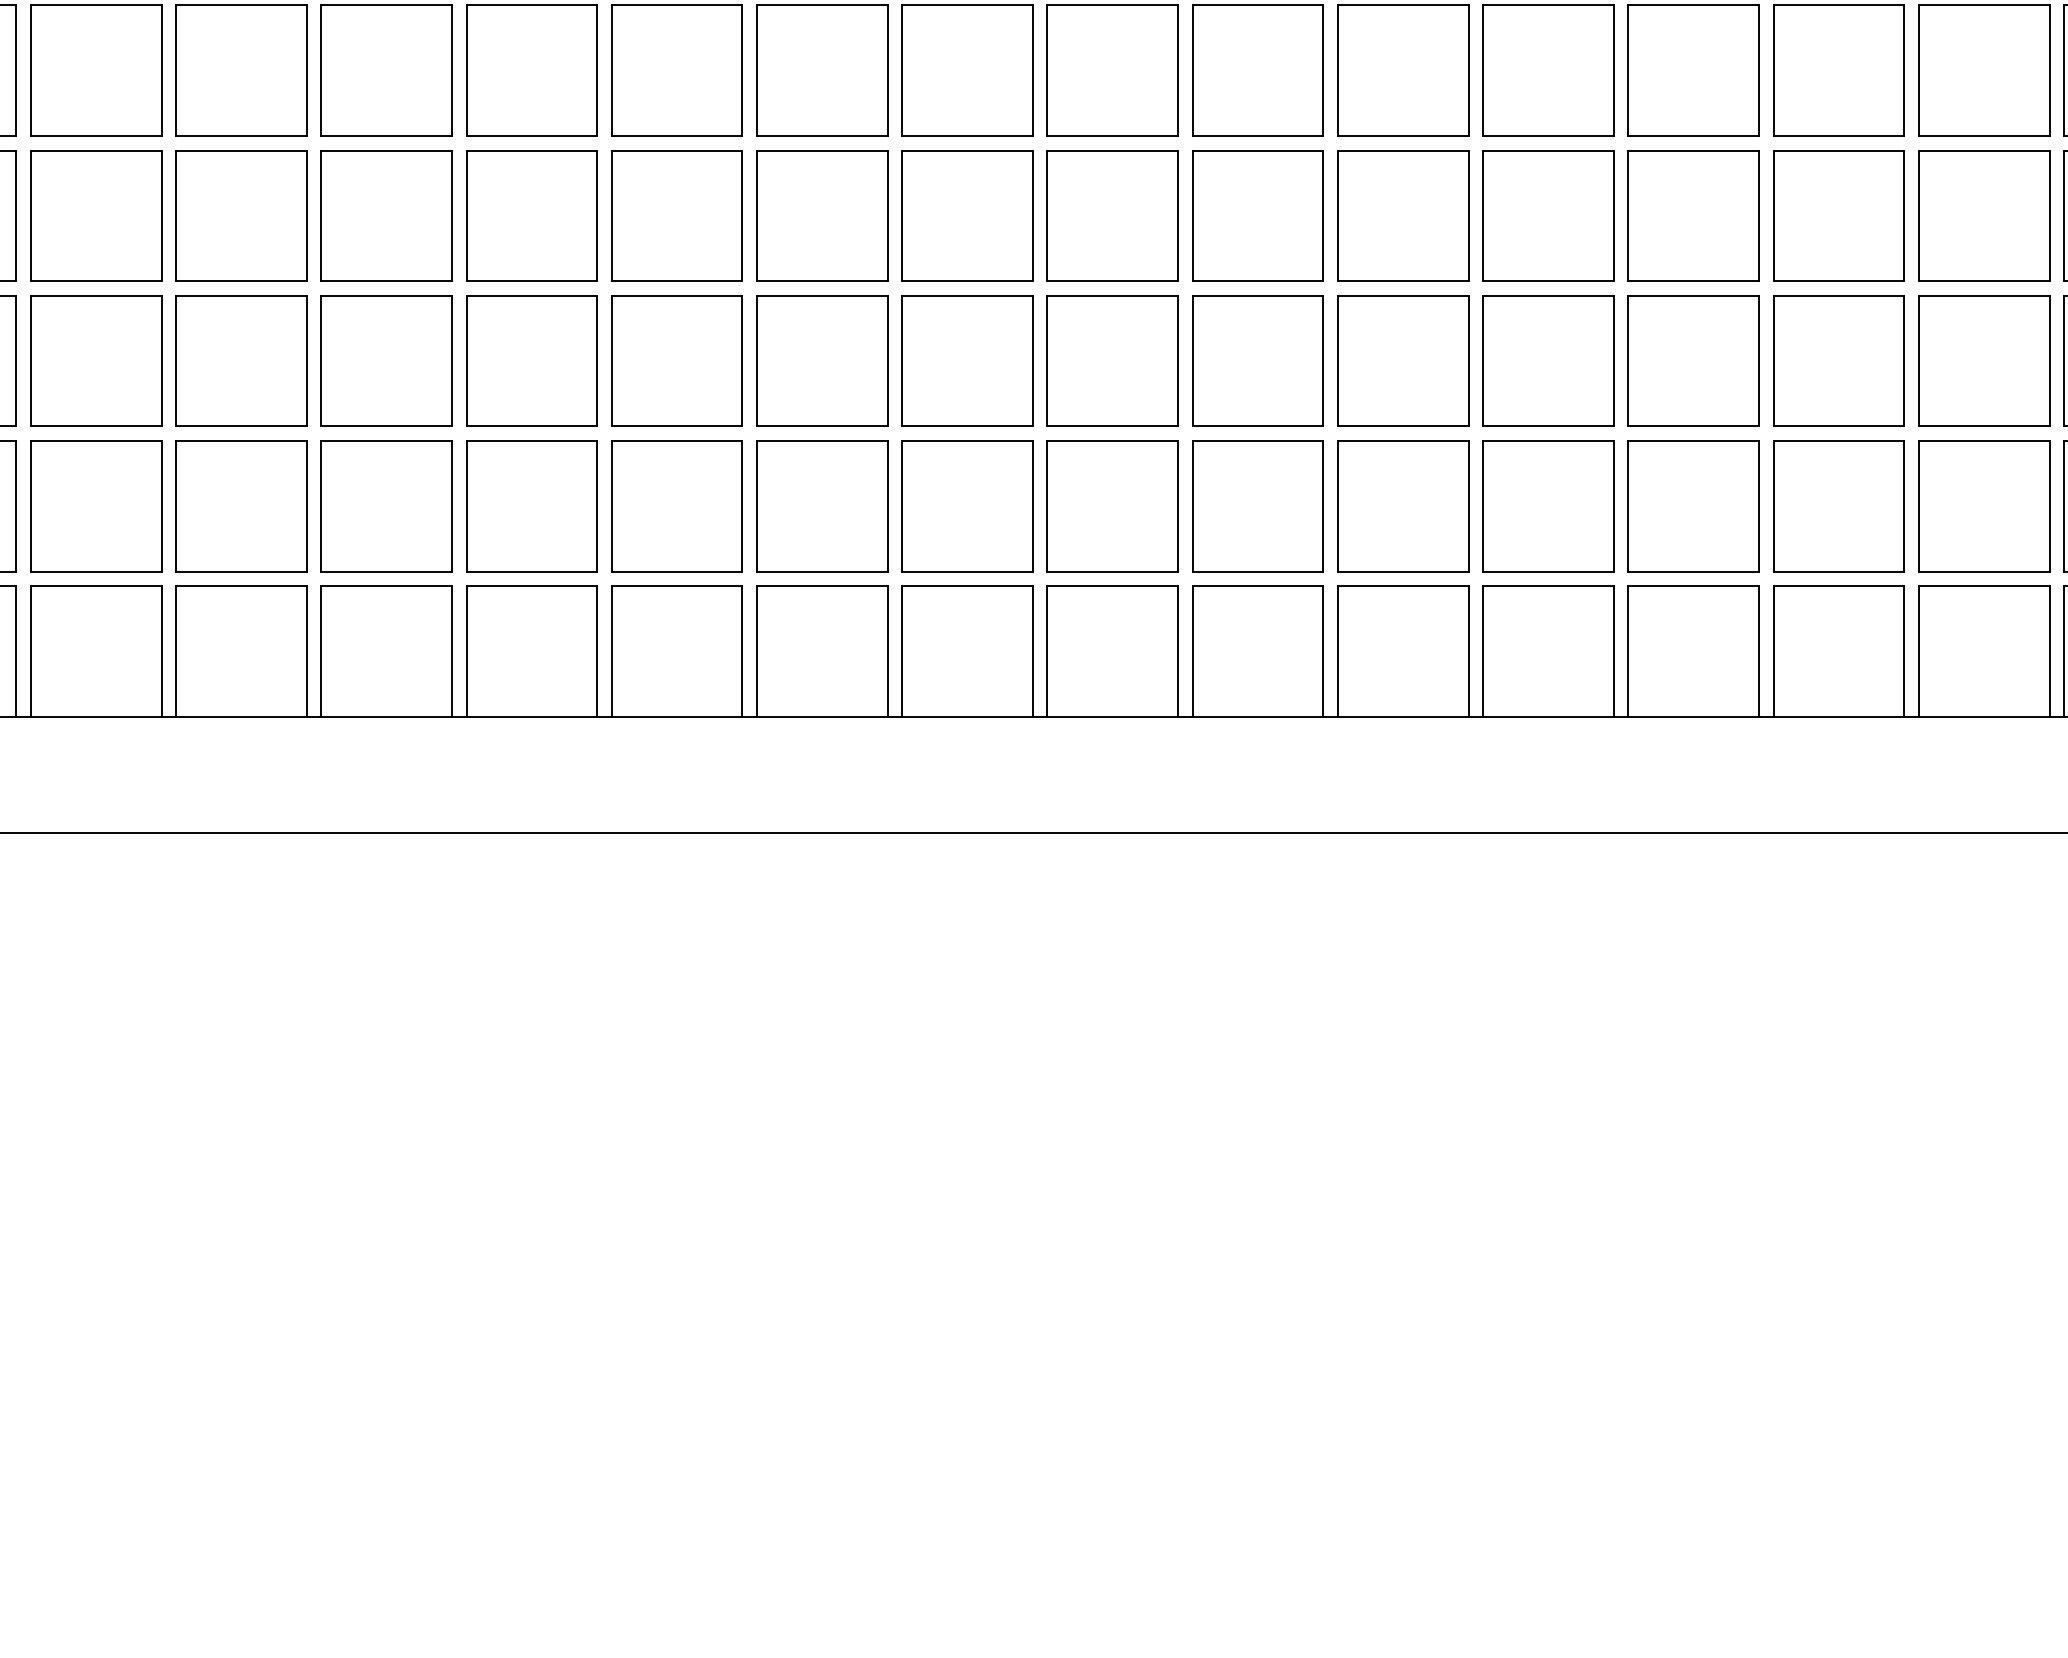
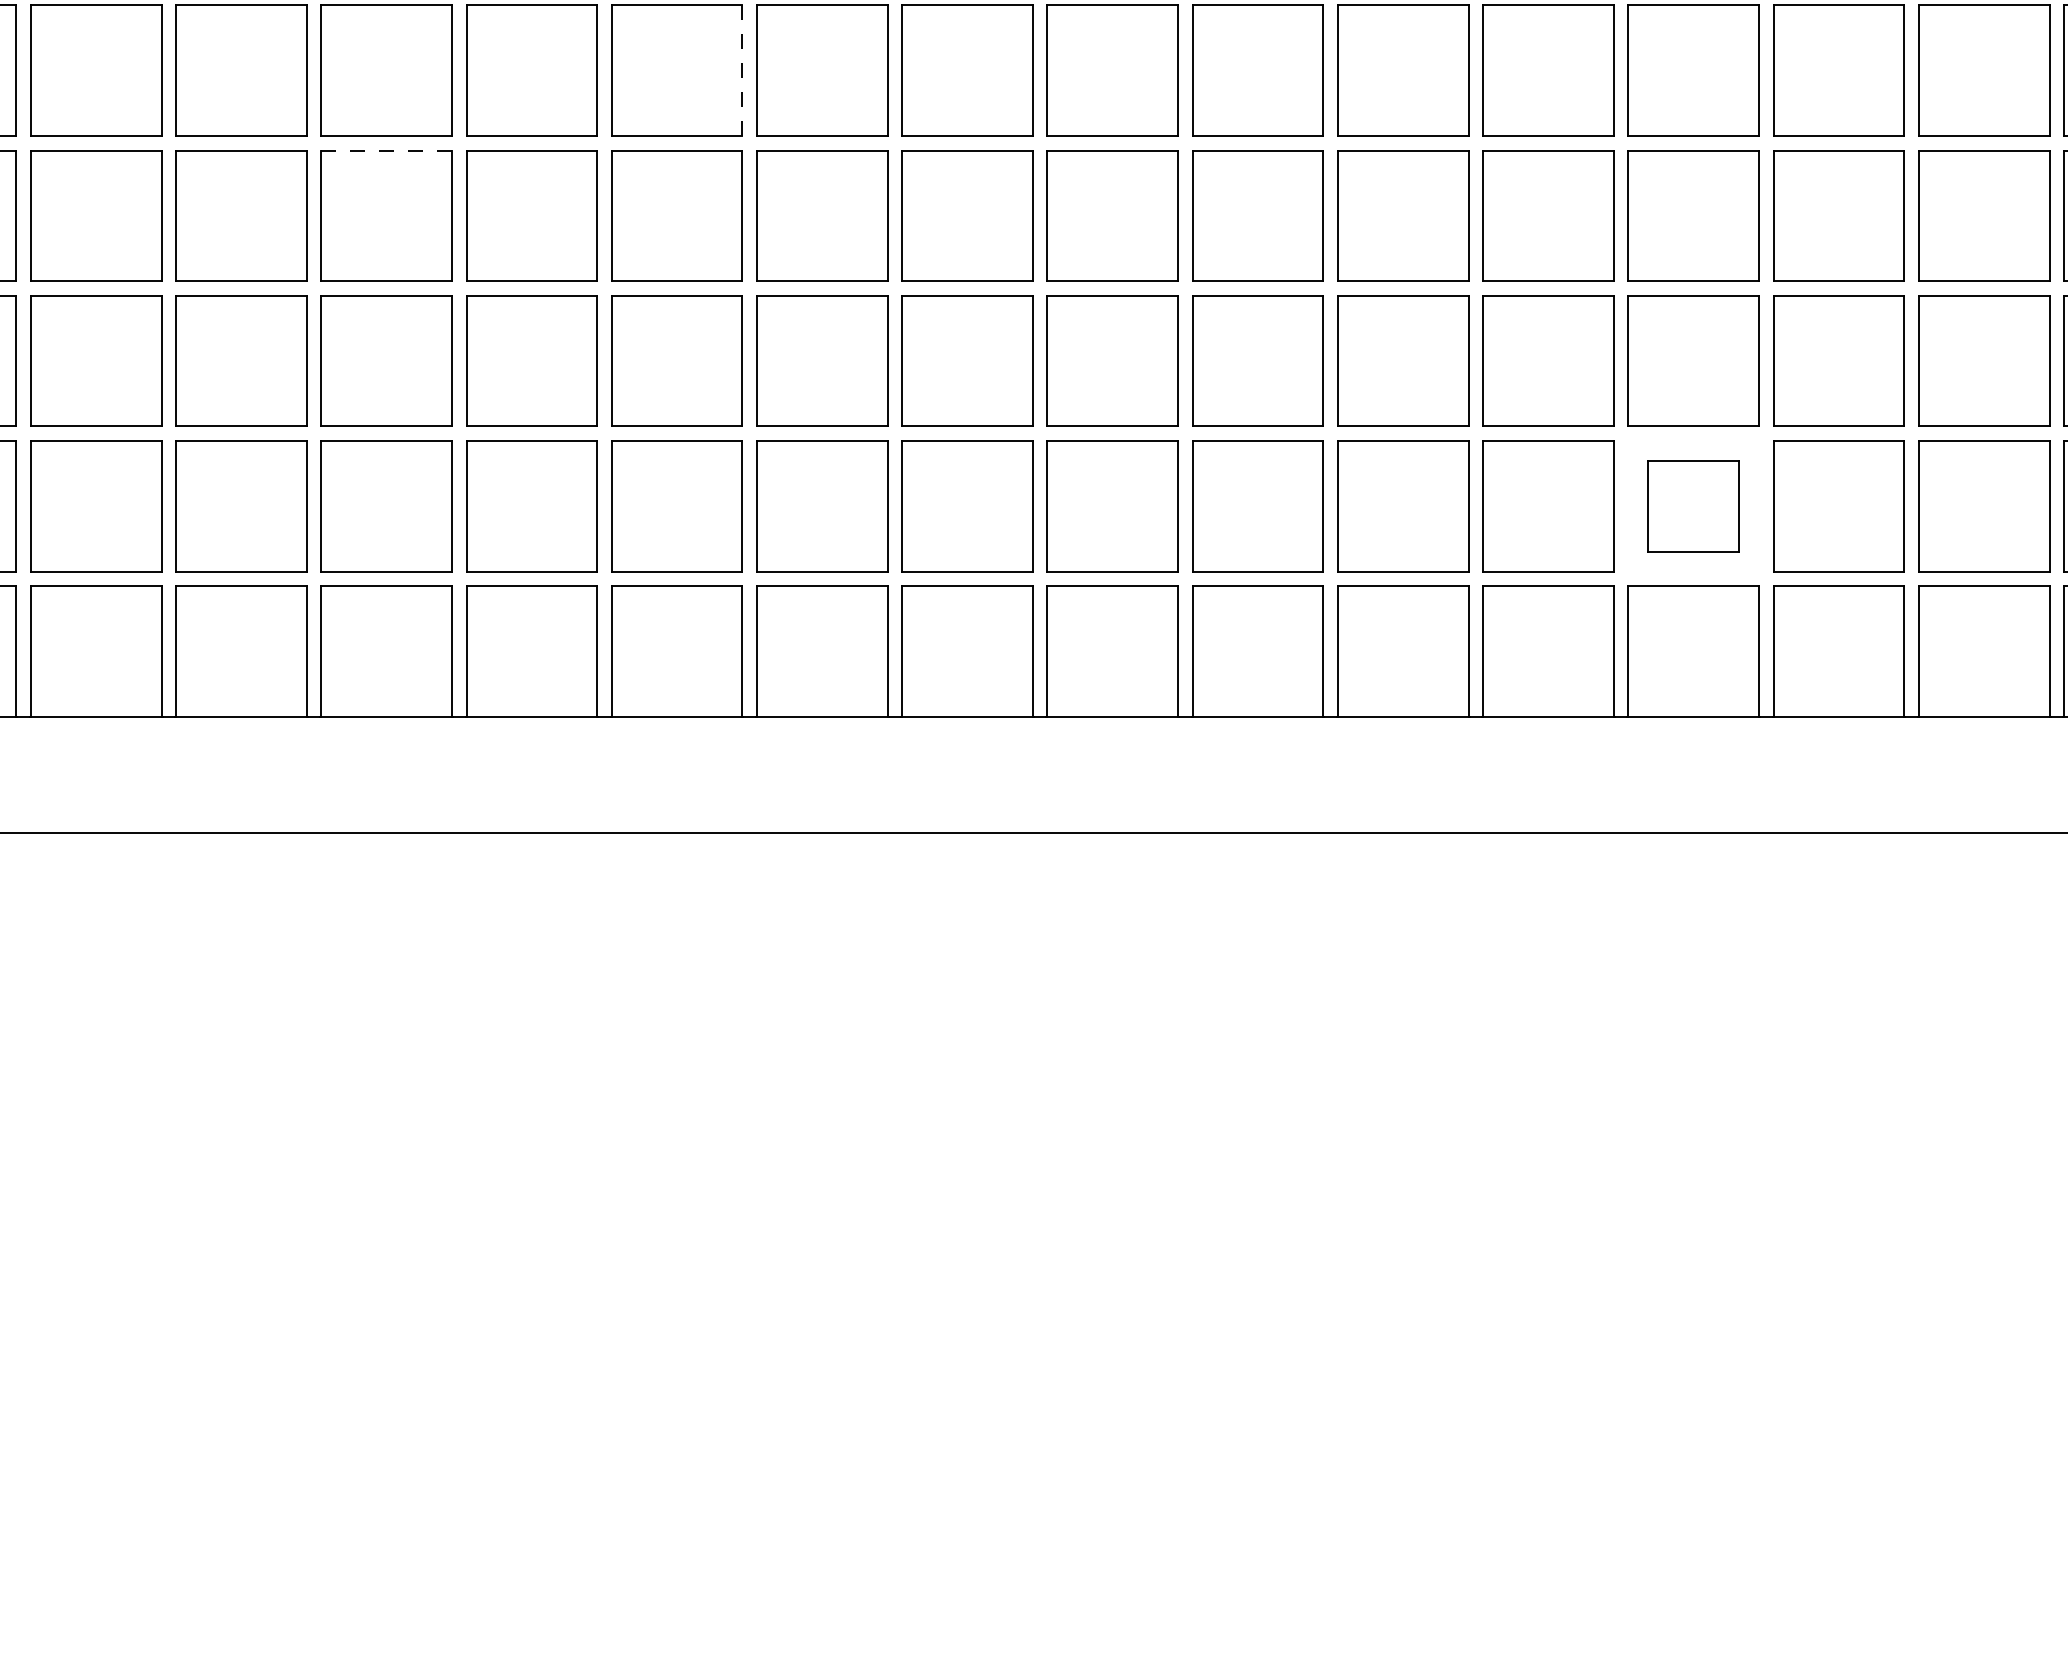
line: solid -> dashed (742, 71)
line: solid -> dashed (387, 150)
part size: 133x133 px -> 93x93 px (1693, 506)
